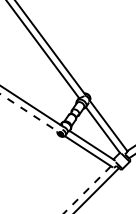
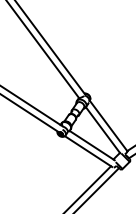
line: dashed -> solid (29, 113)
line: dashed -> solid (87, 190)
